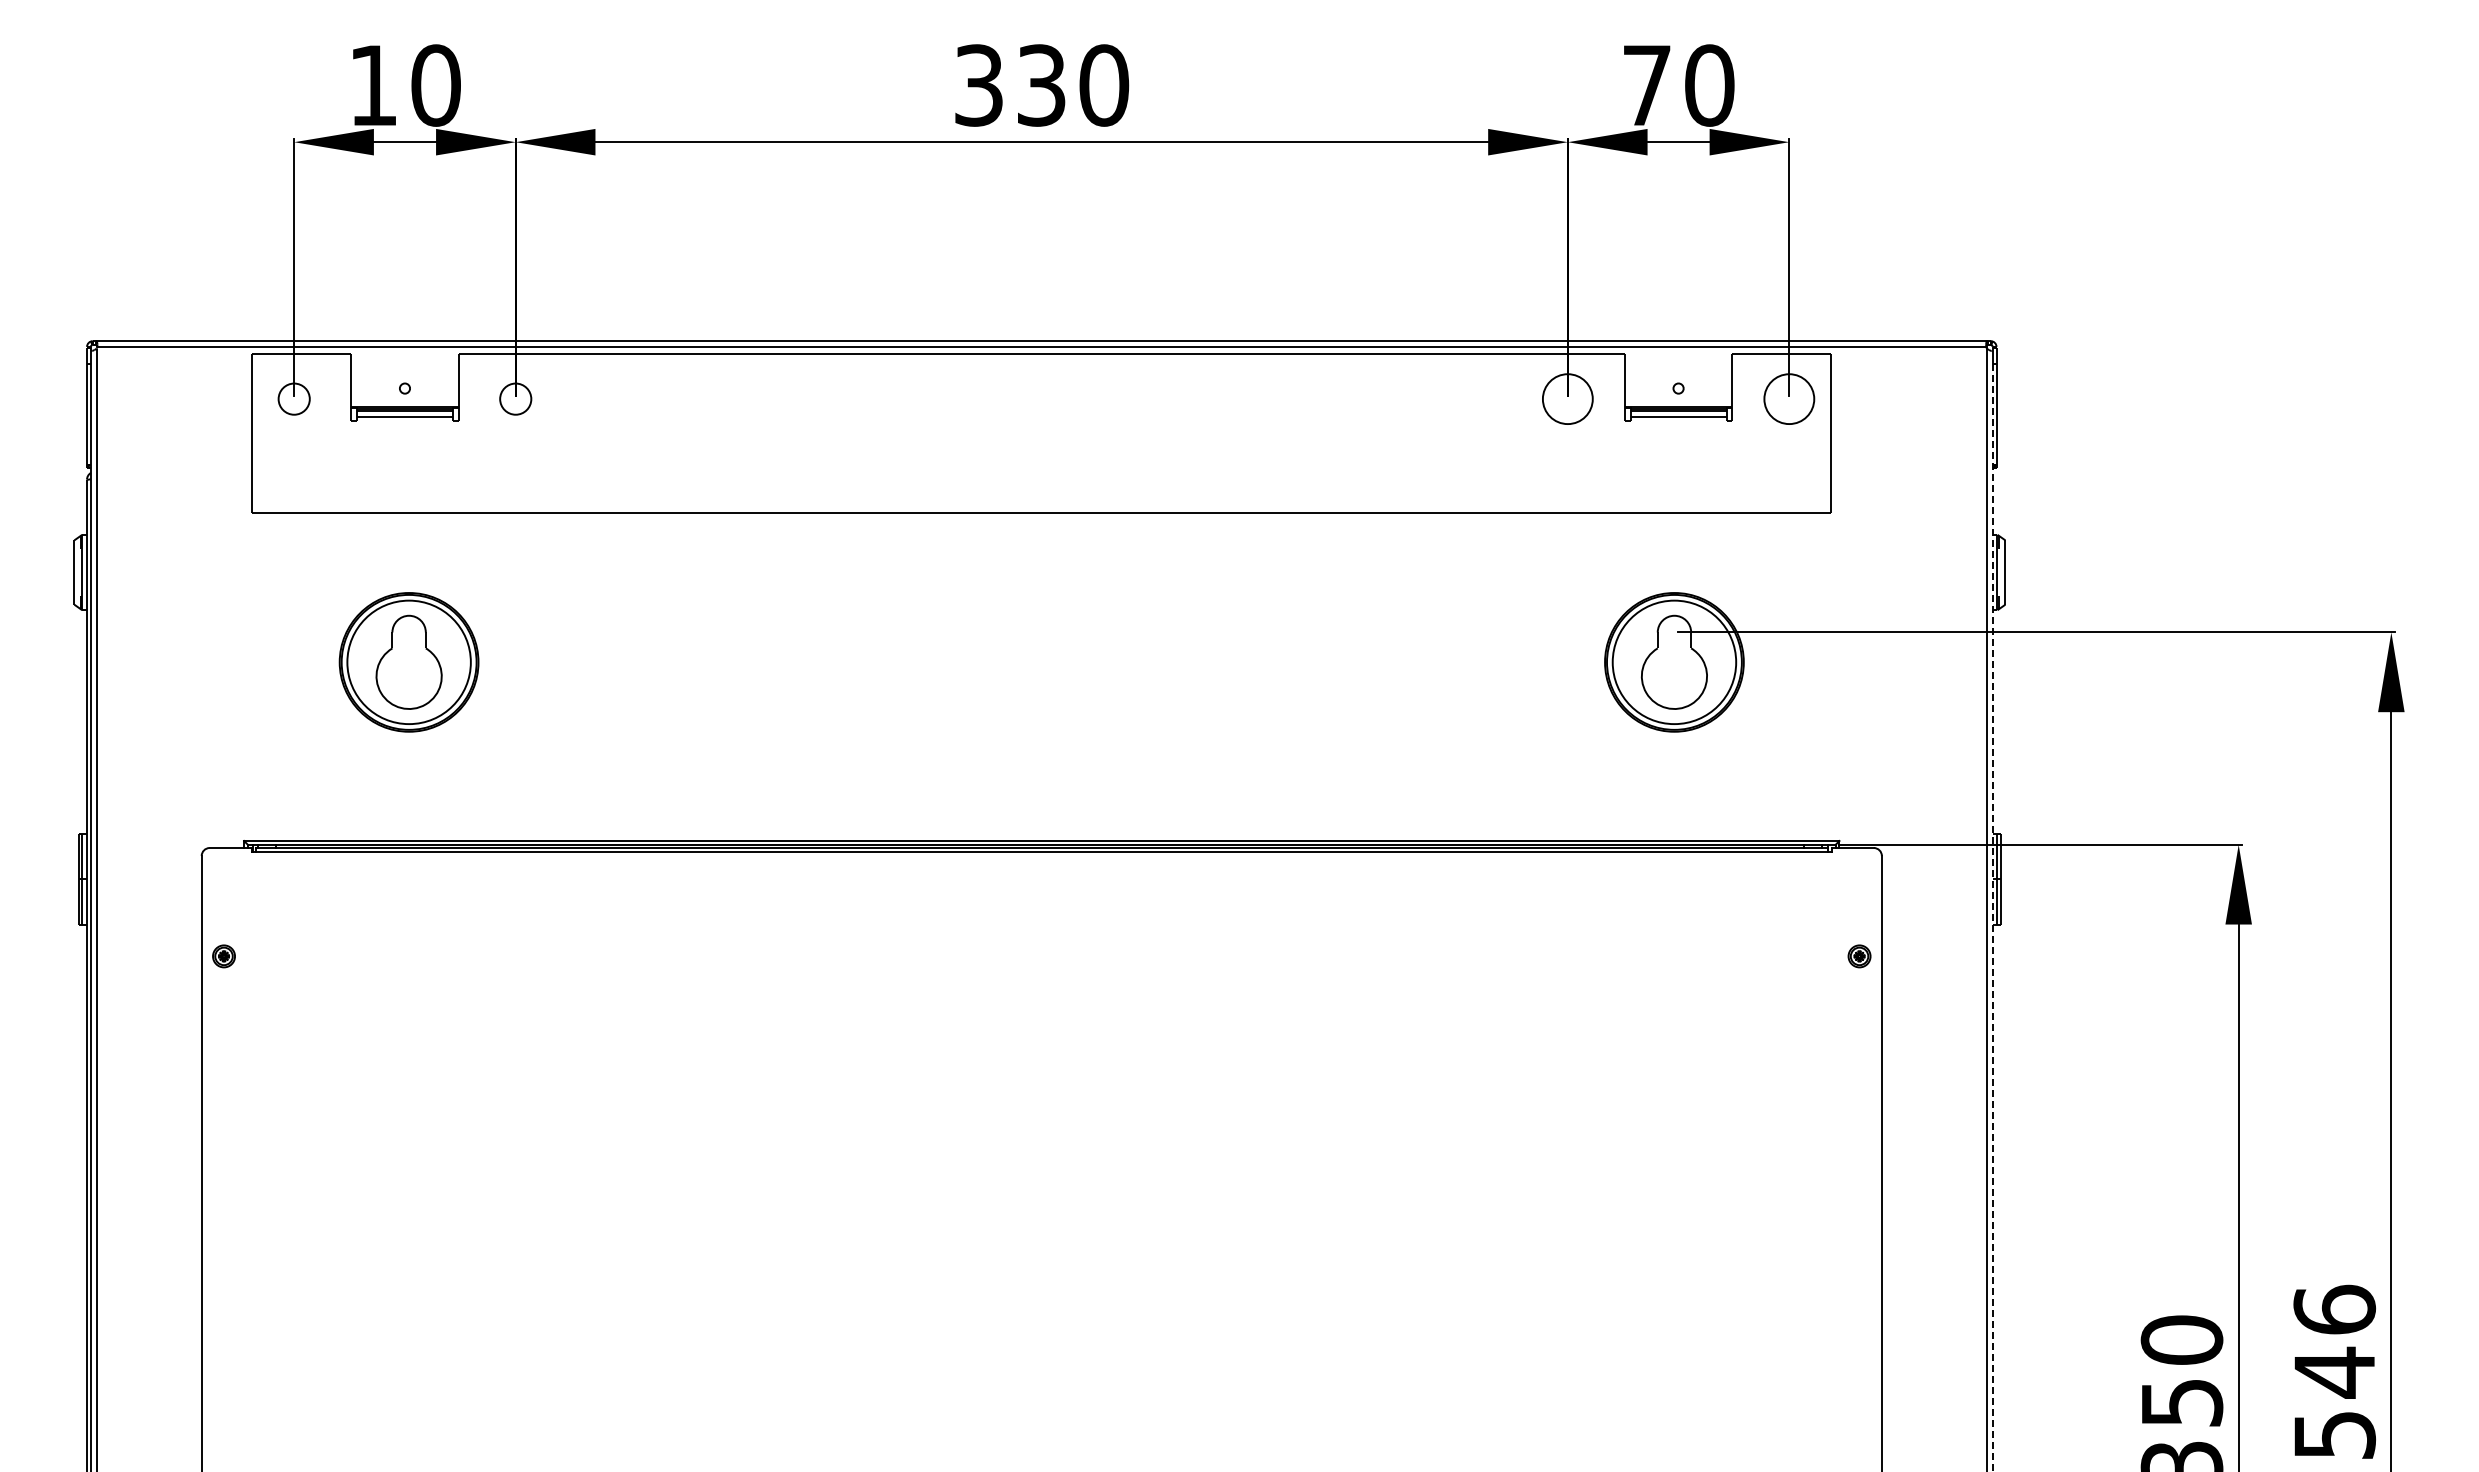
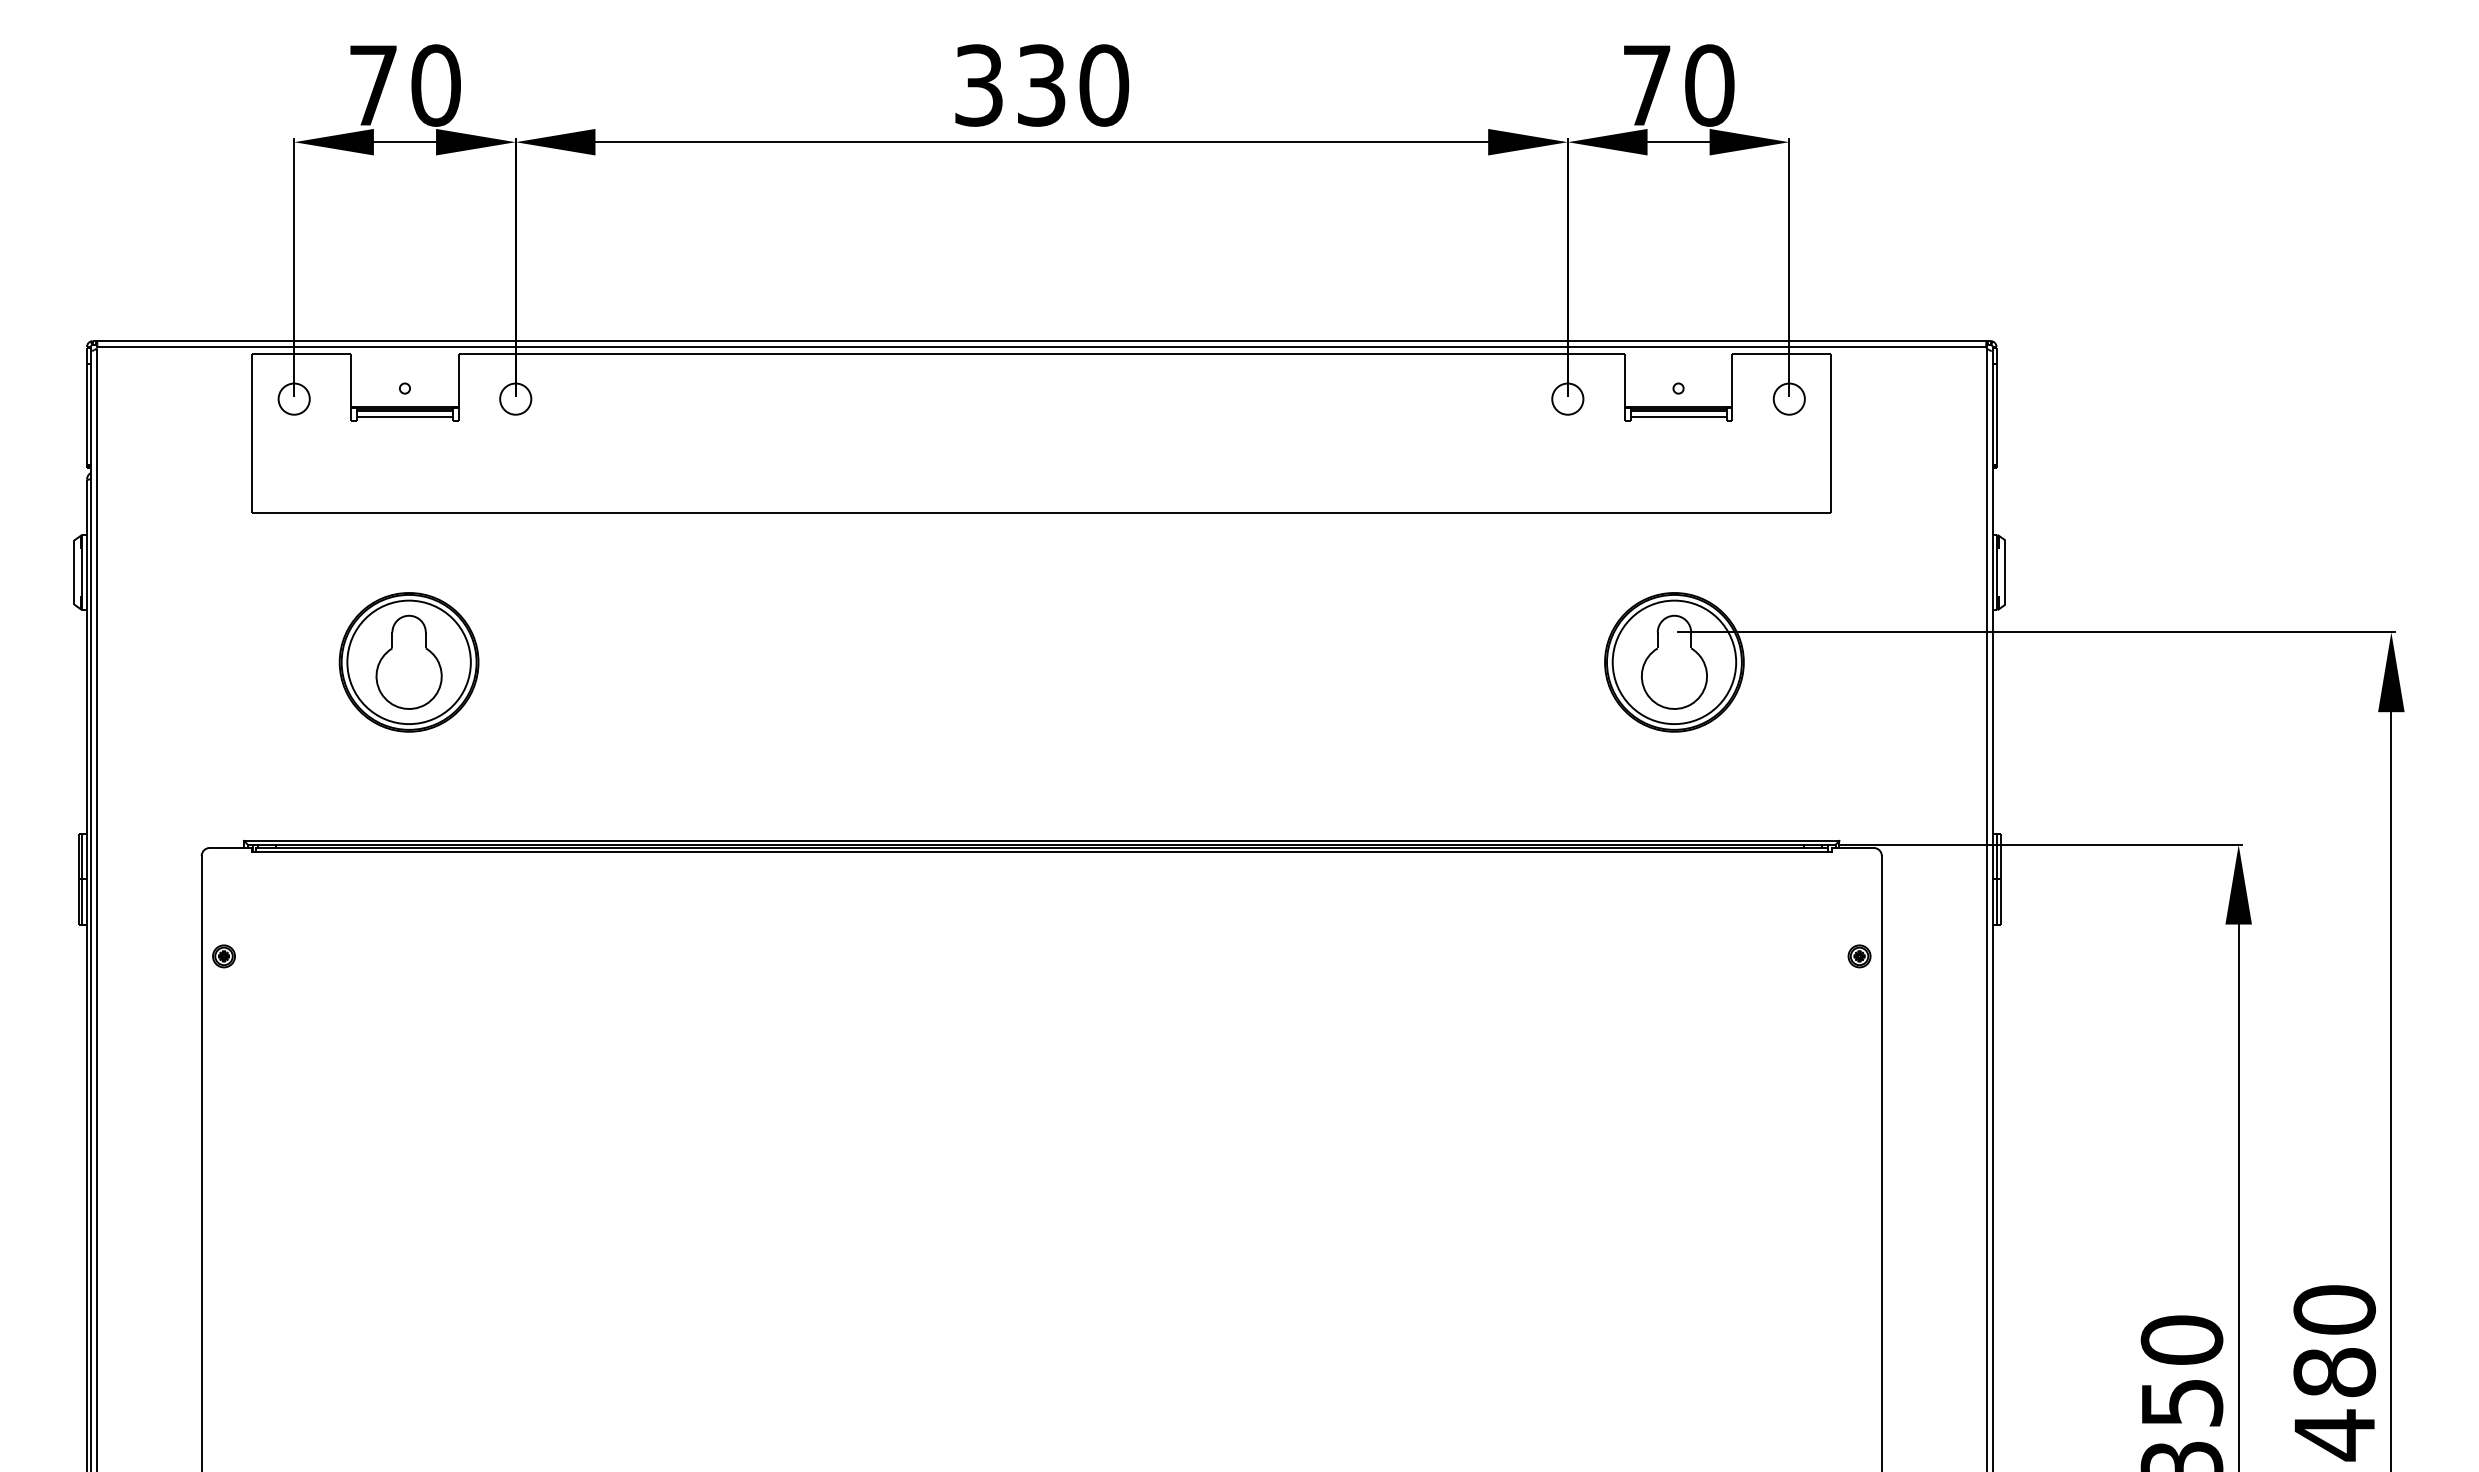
text: 10 -> 70 (373, 85)
circle diameter: 50 px -> 31 px (1567, 398)
circle diameter: 50 px -> 31 px (1788, 398)
line: dashed -> solid (1992, 918)
text: 546 -> 480 (2334, 1372)
